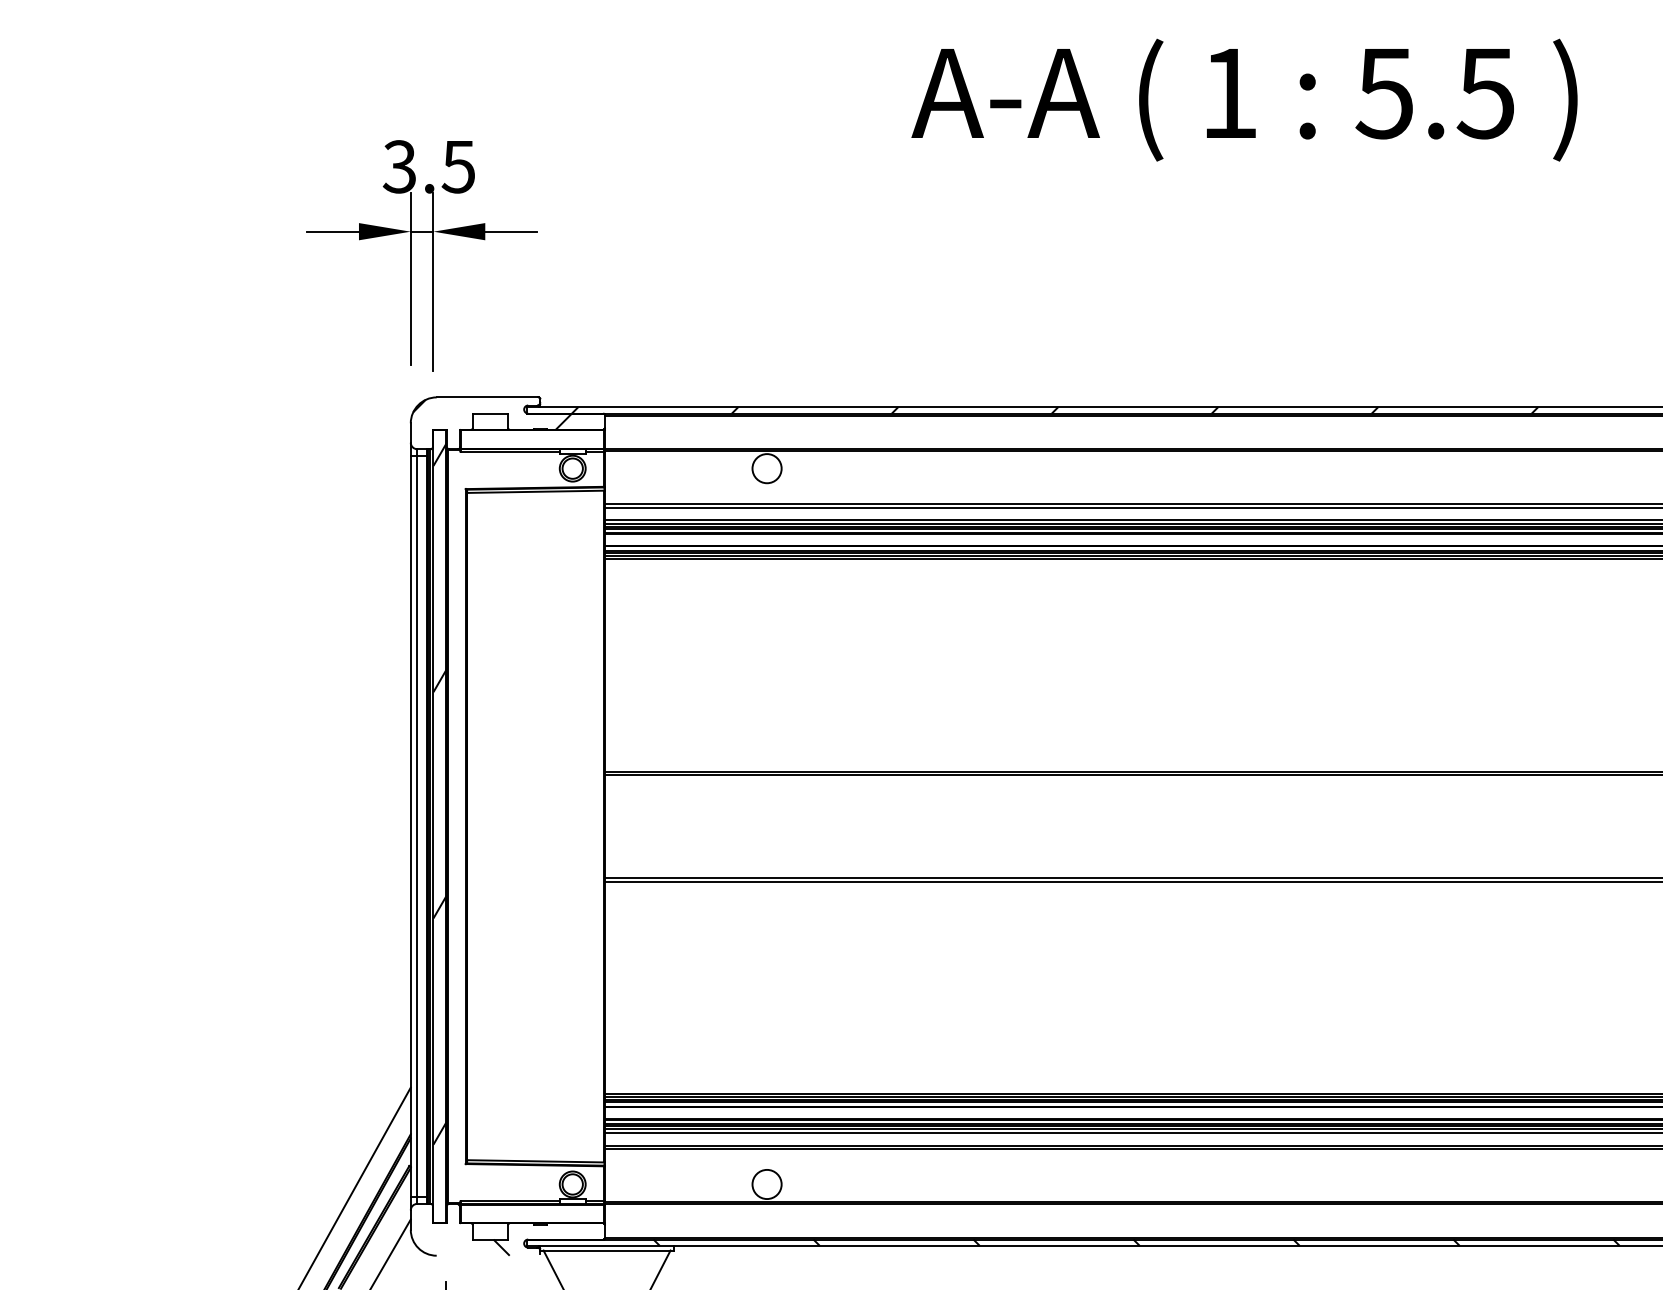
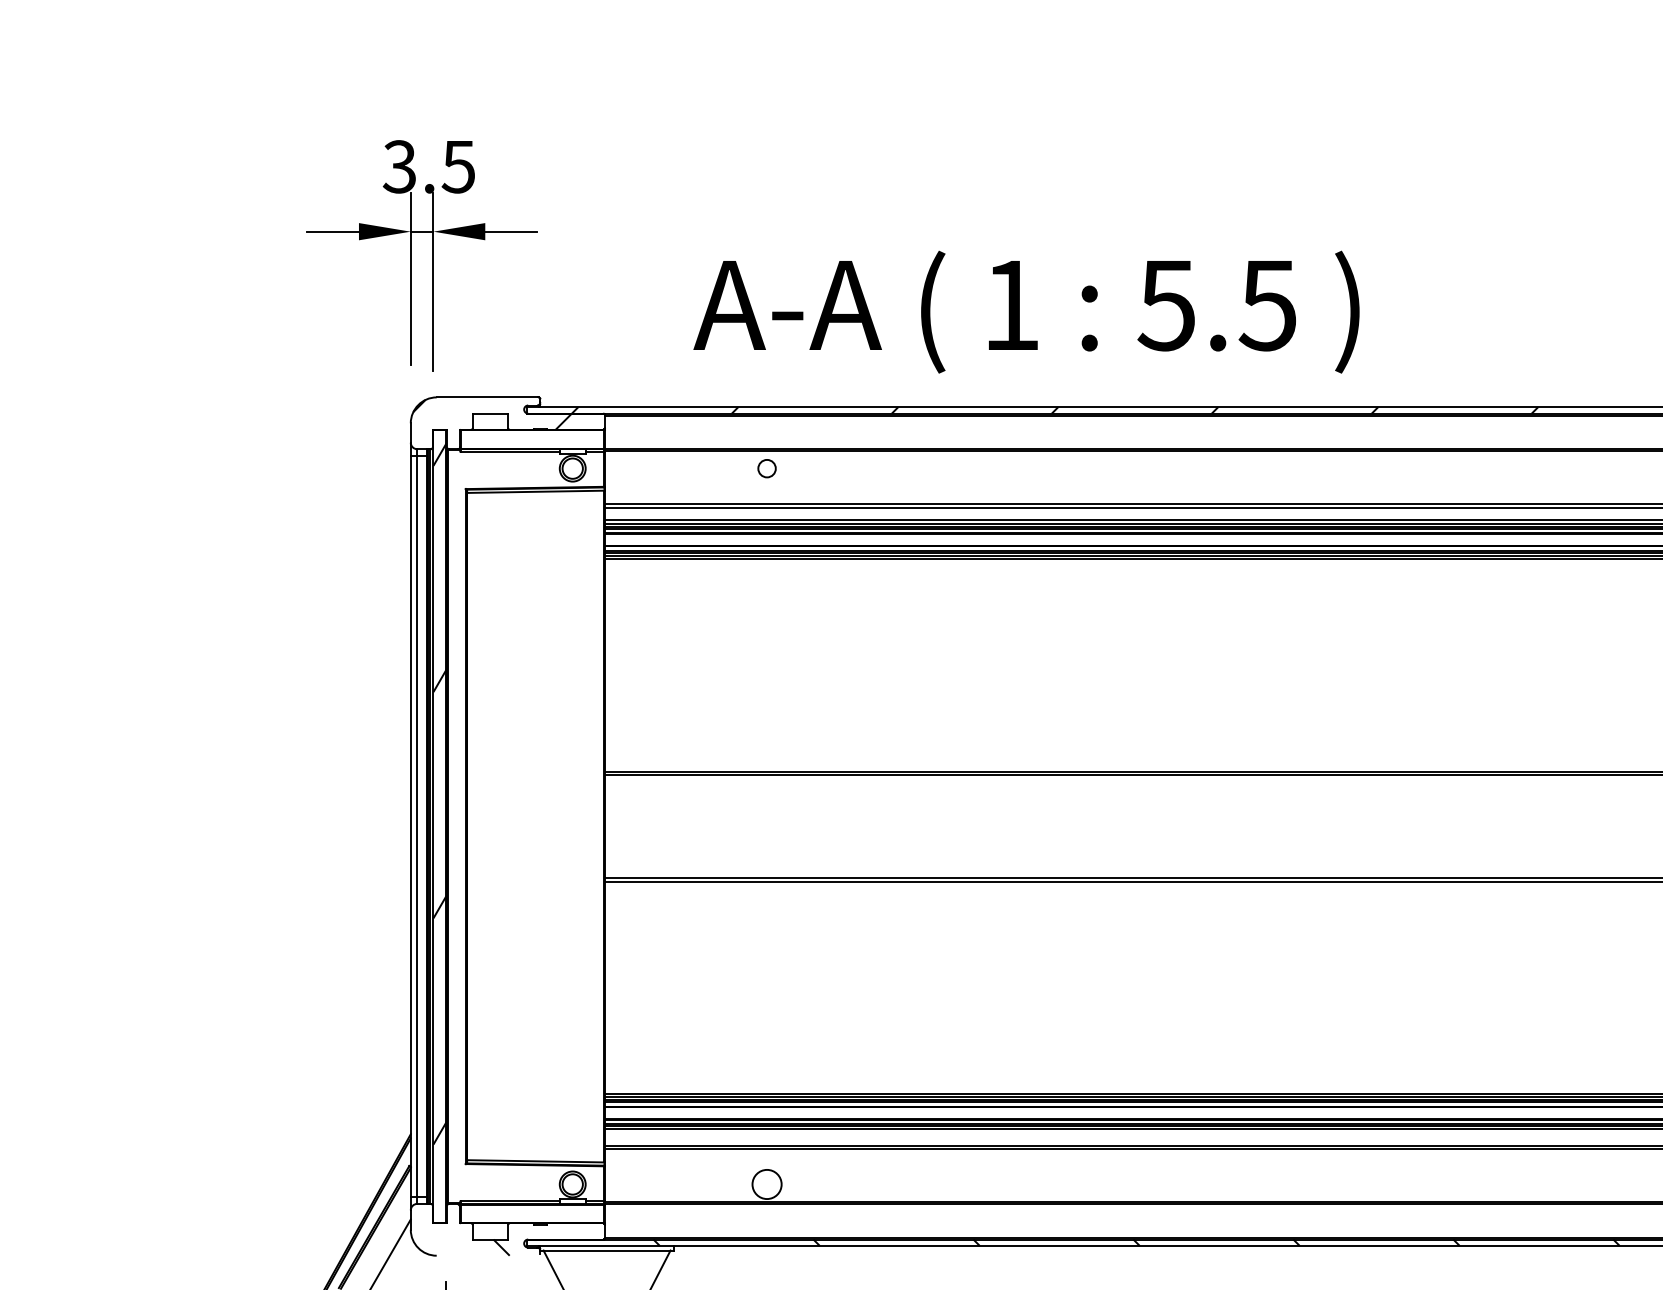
text position: (1244, 99) -> (1026, 311) (1026, 311)
circle diameter: 29 px -> 17 px (766, 468)
line: present -> none (1132, 1132)
line: present -> none (355, 1186)
